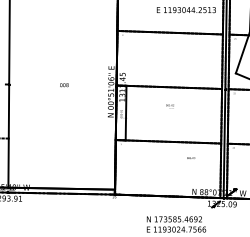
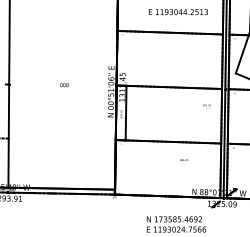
text position: (185, 10) -> (177, 12) (177, 12)
text position: (169, 106) -> (206, 106) (206, 106)
text position: (191, 157) -> (184, 159) (184, 159)
